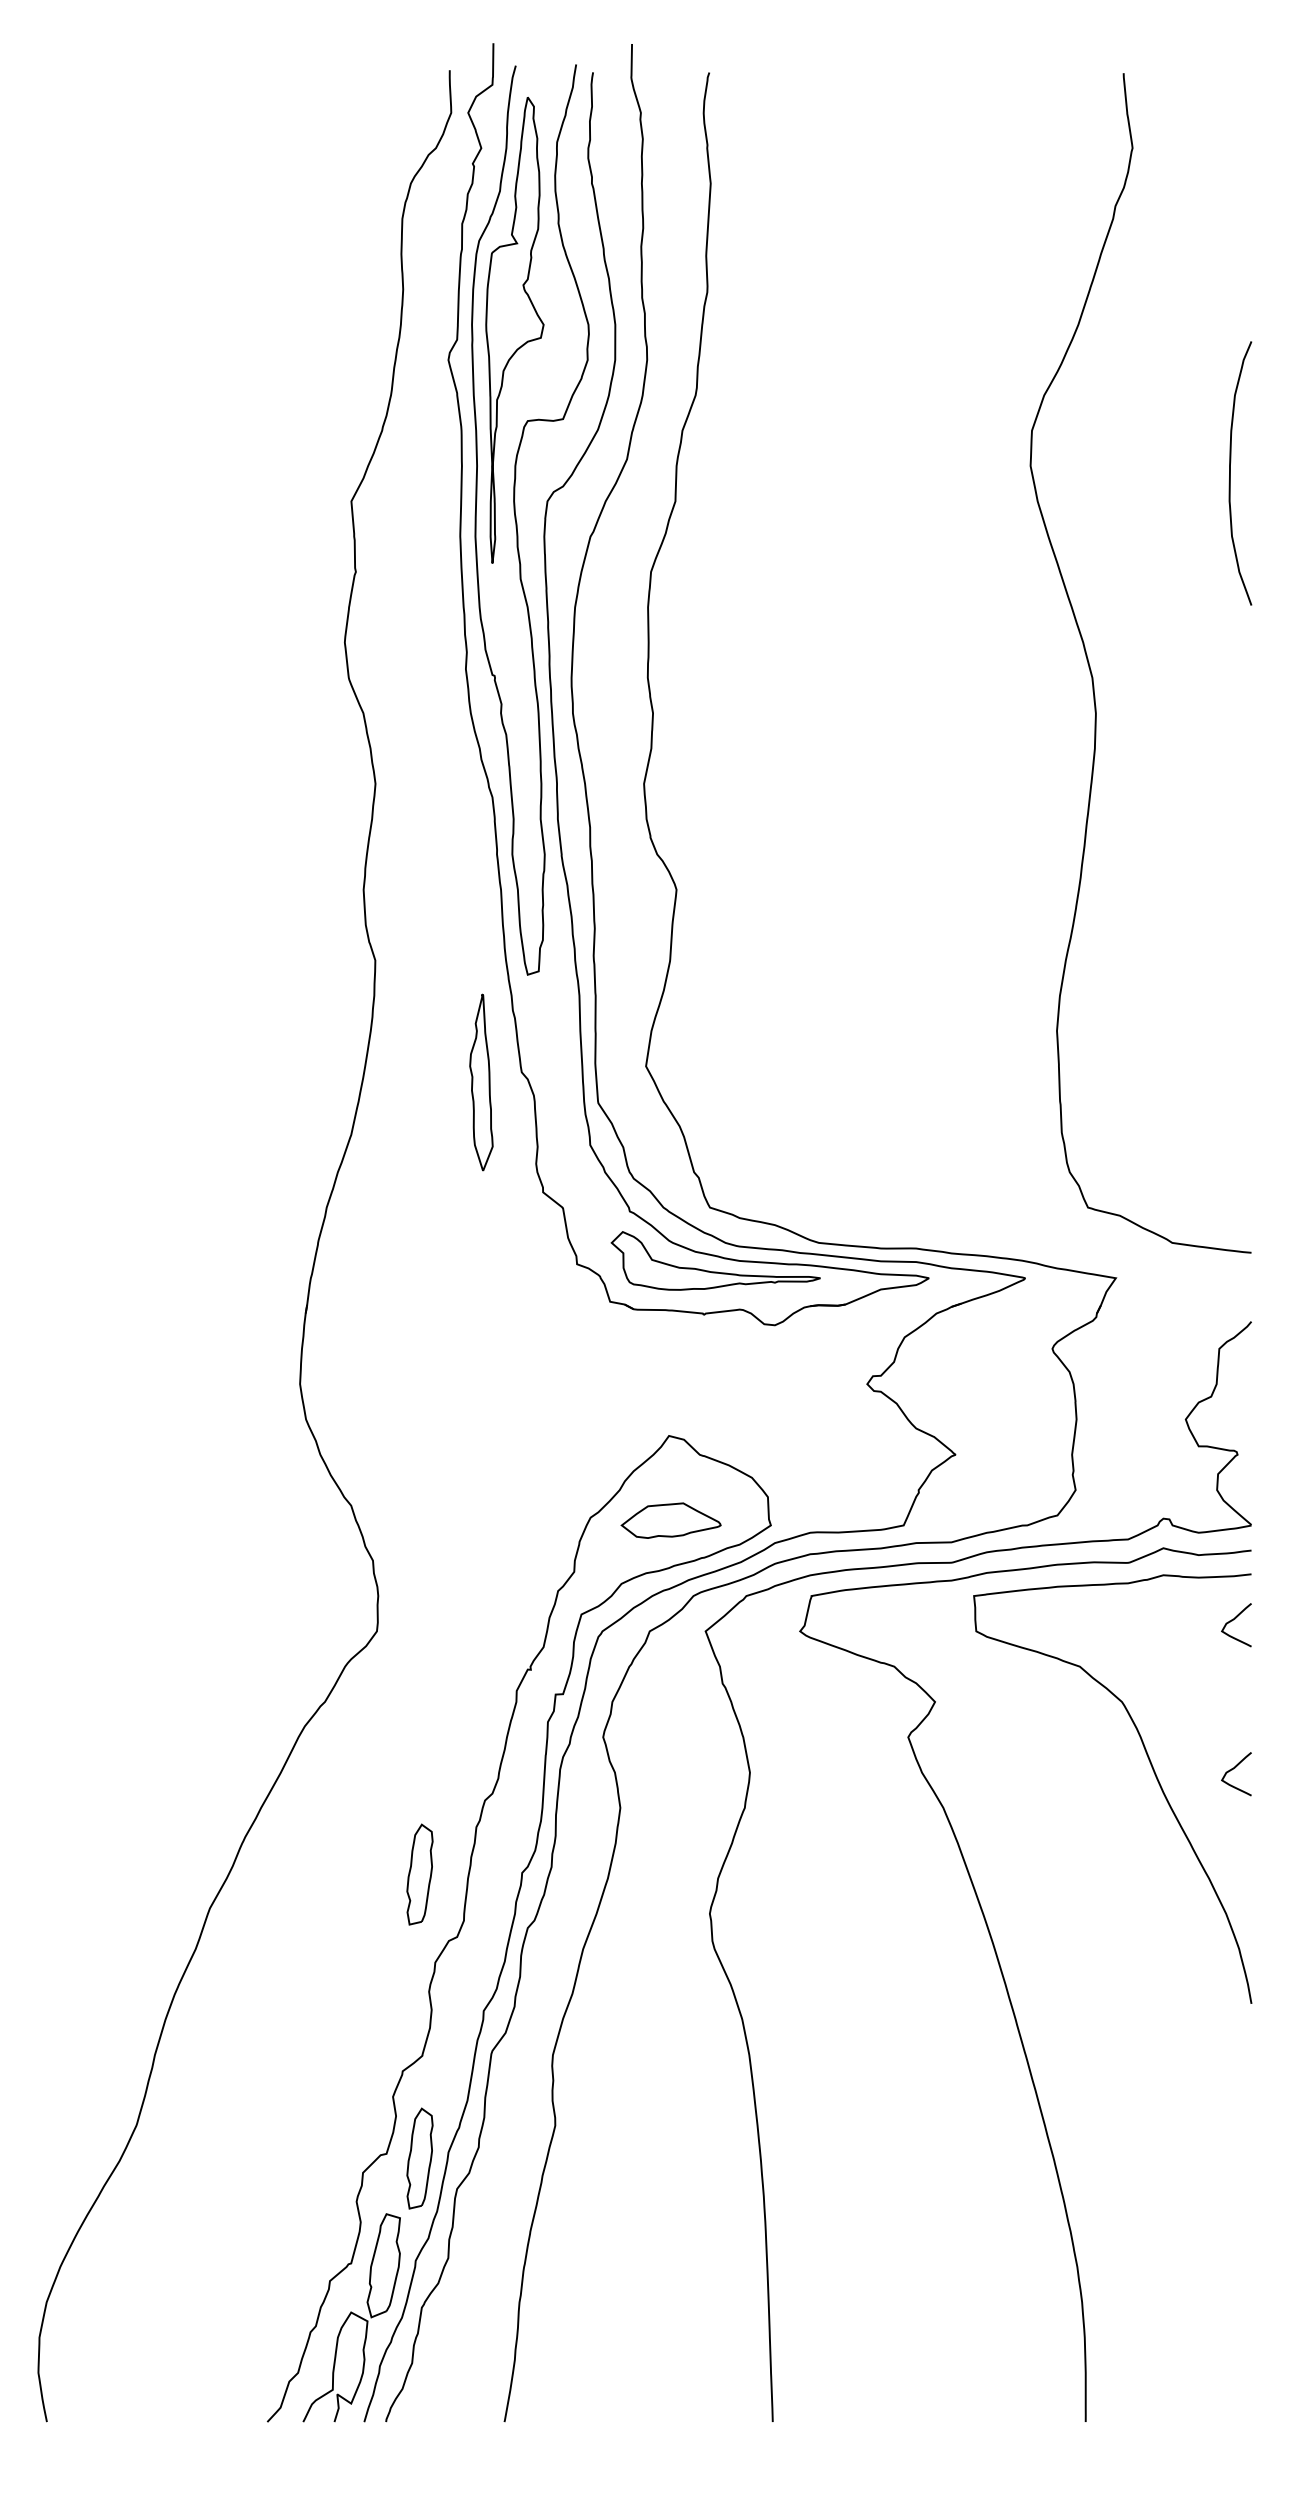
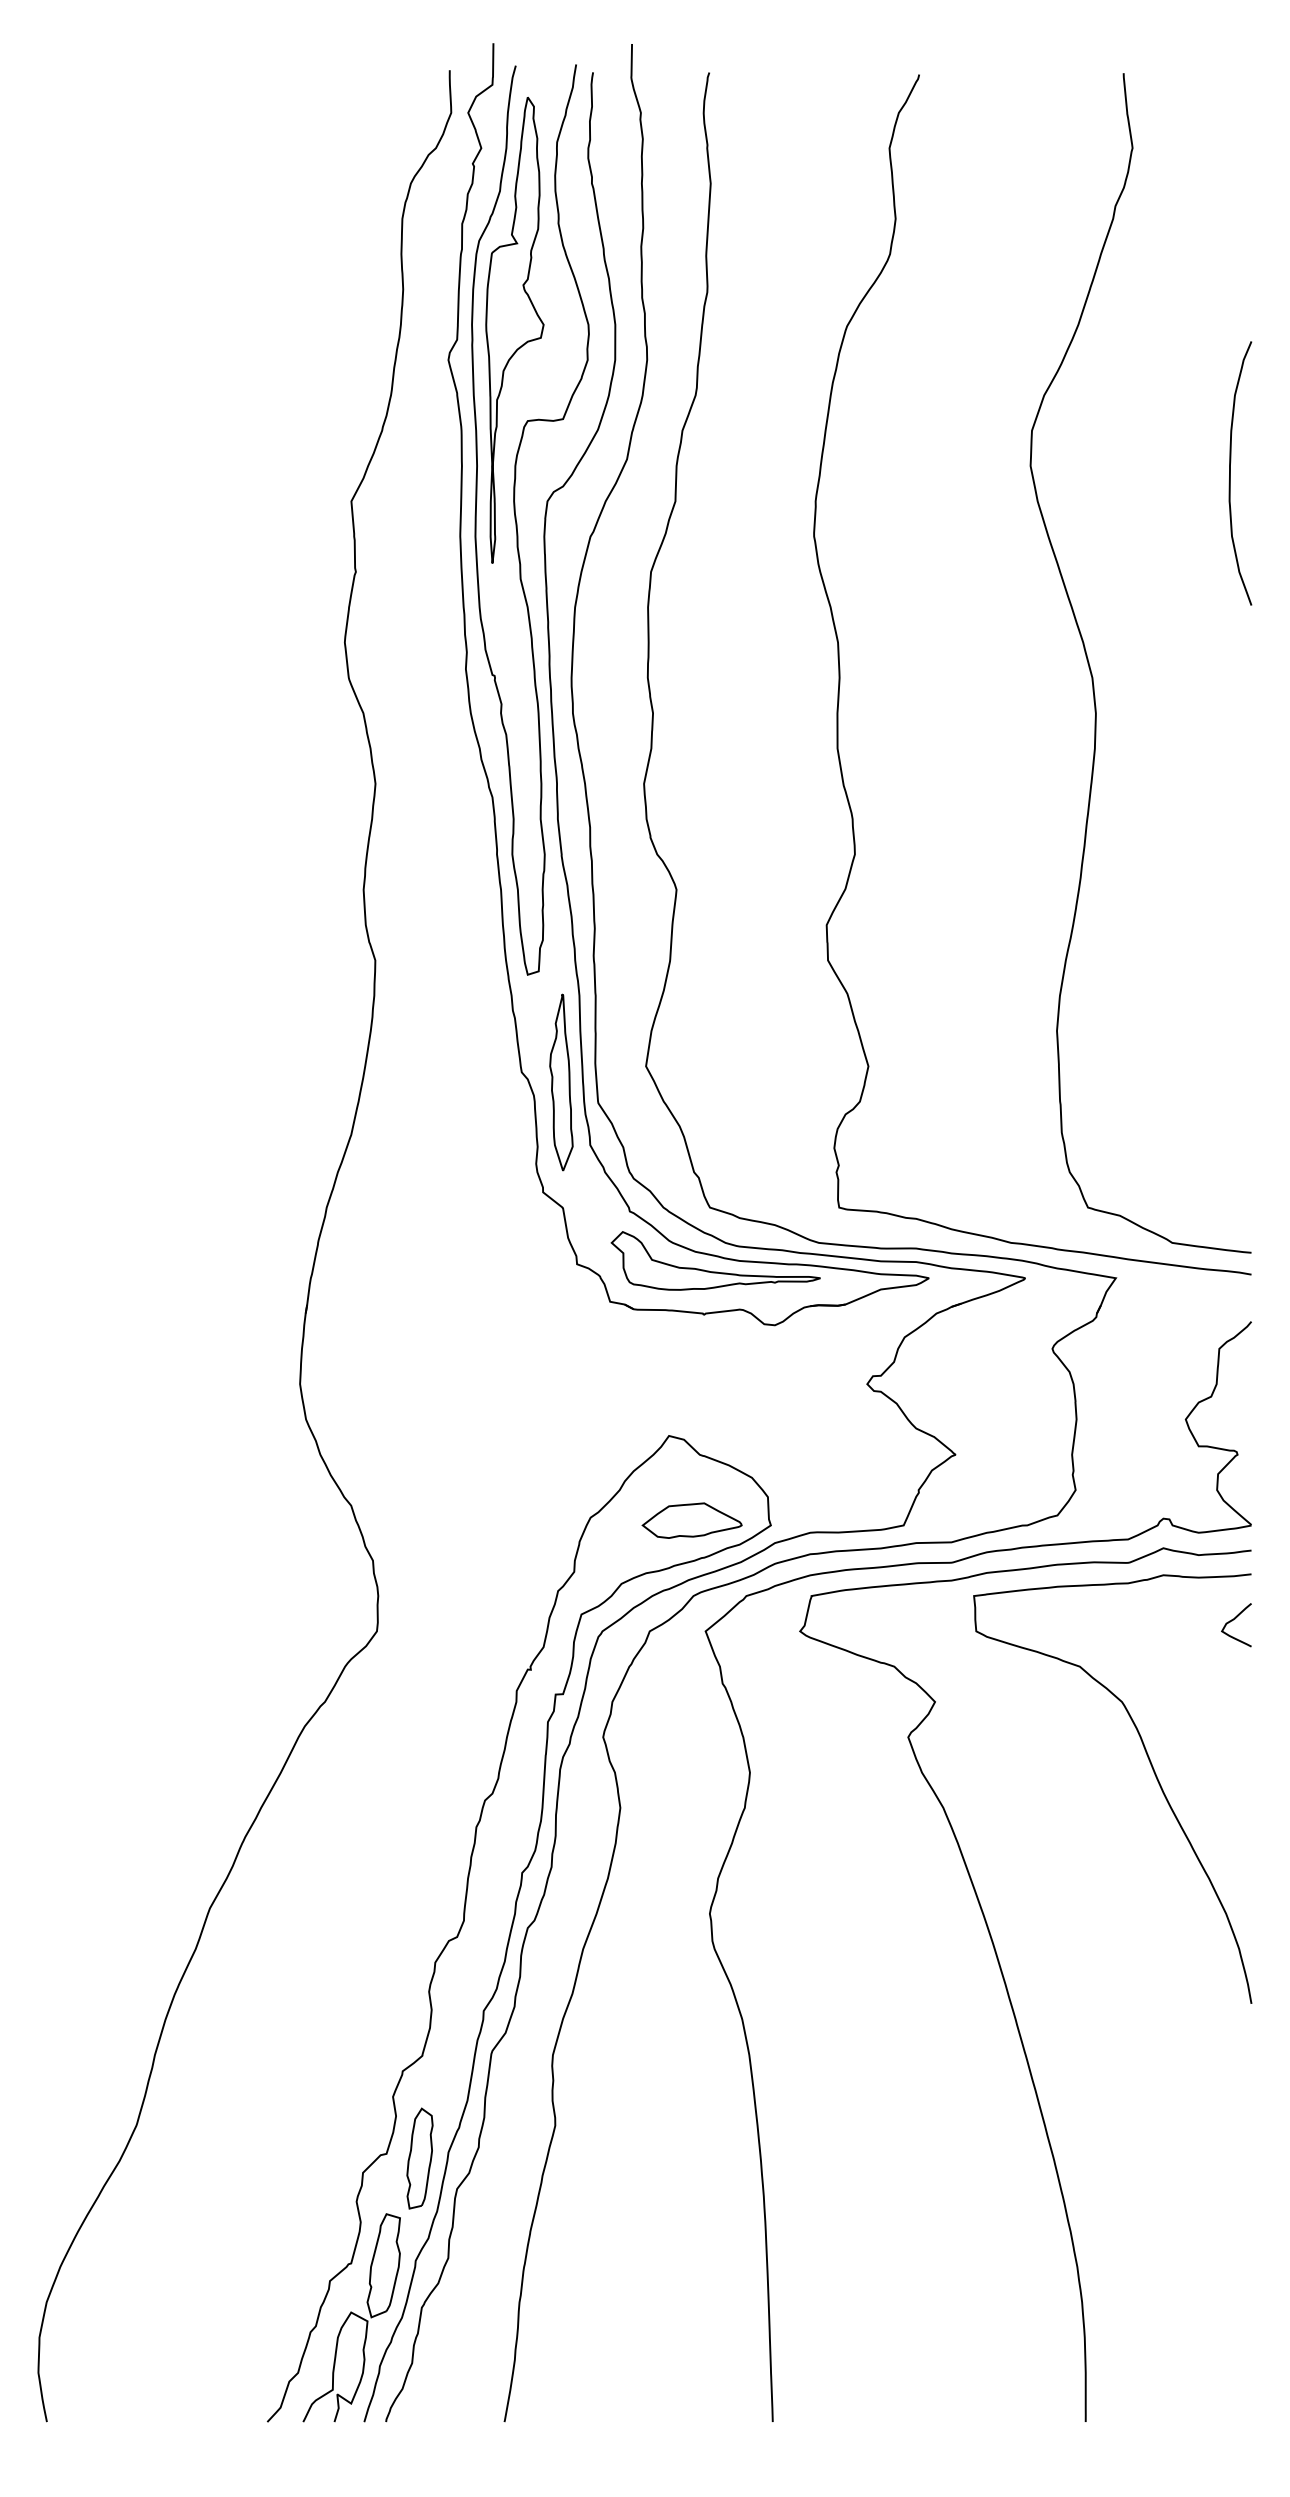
curve: none -> present (840, 674)
part position: (481, 1082) -> (561, 1082) (561, 1082)
part position: (670, 1520) -> (691, 1520) (691, 1520)
curve: present -> none (1232, 1770)
part: present -> none (419, 1874)
